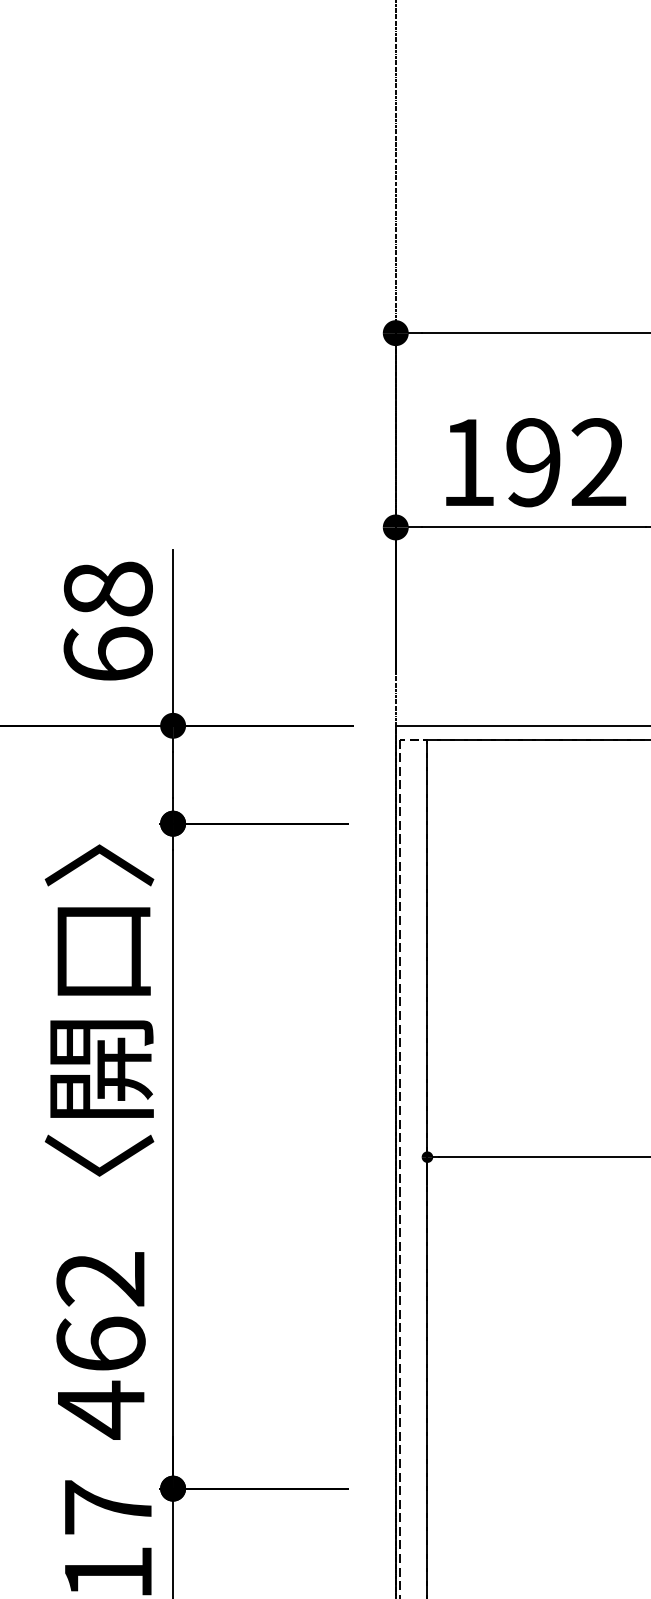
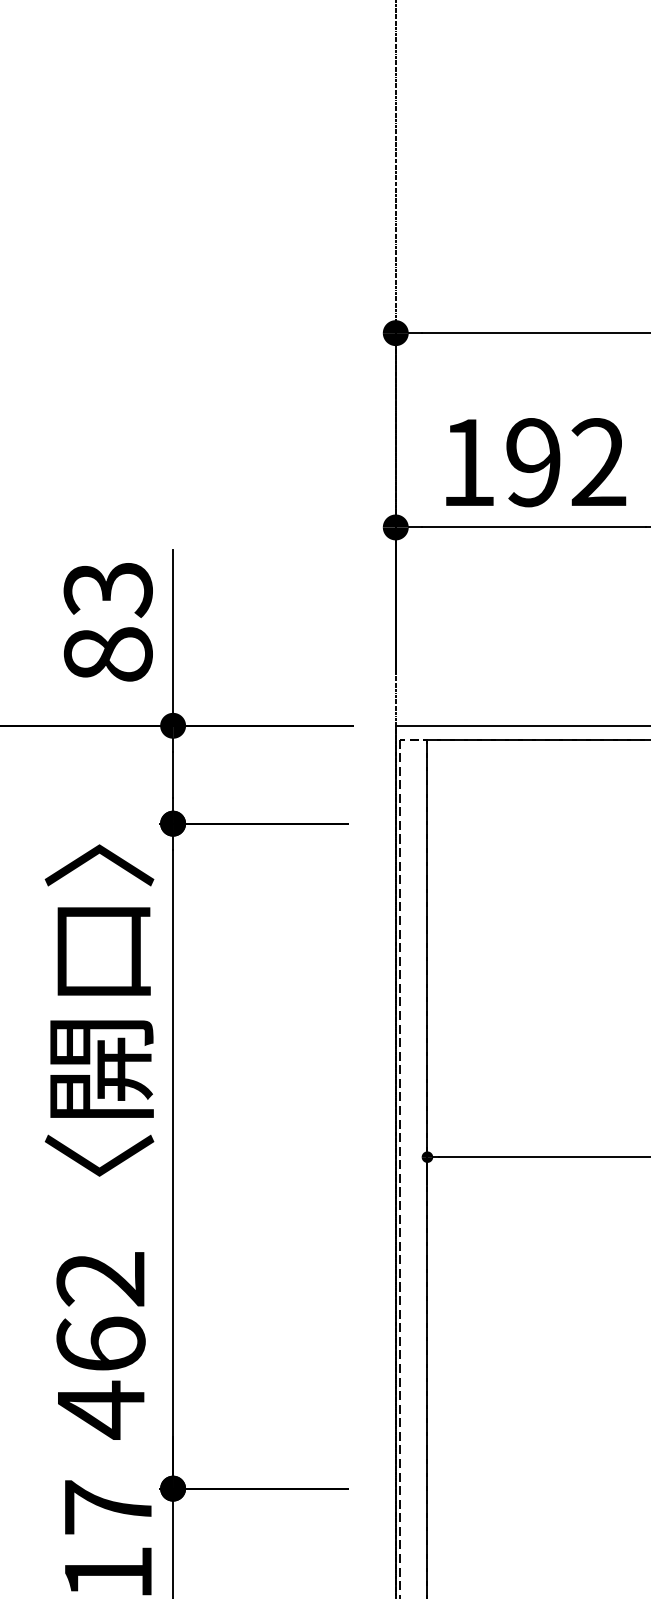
text: 68 -> 83 (107, 621)
